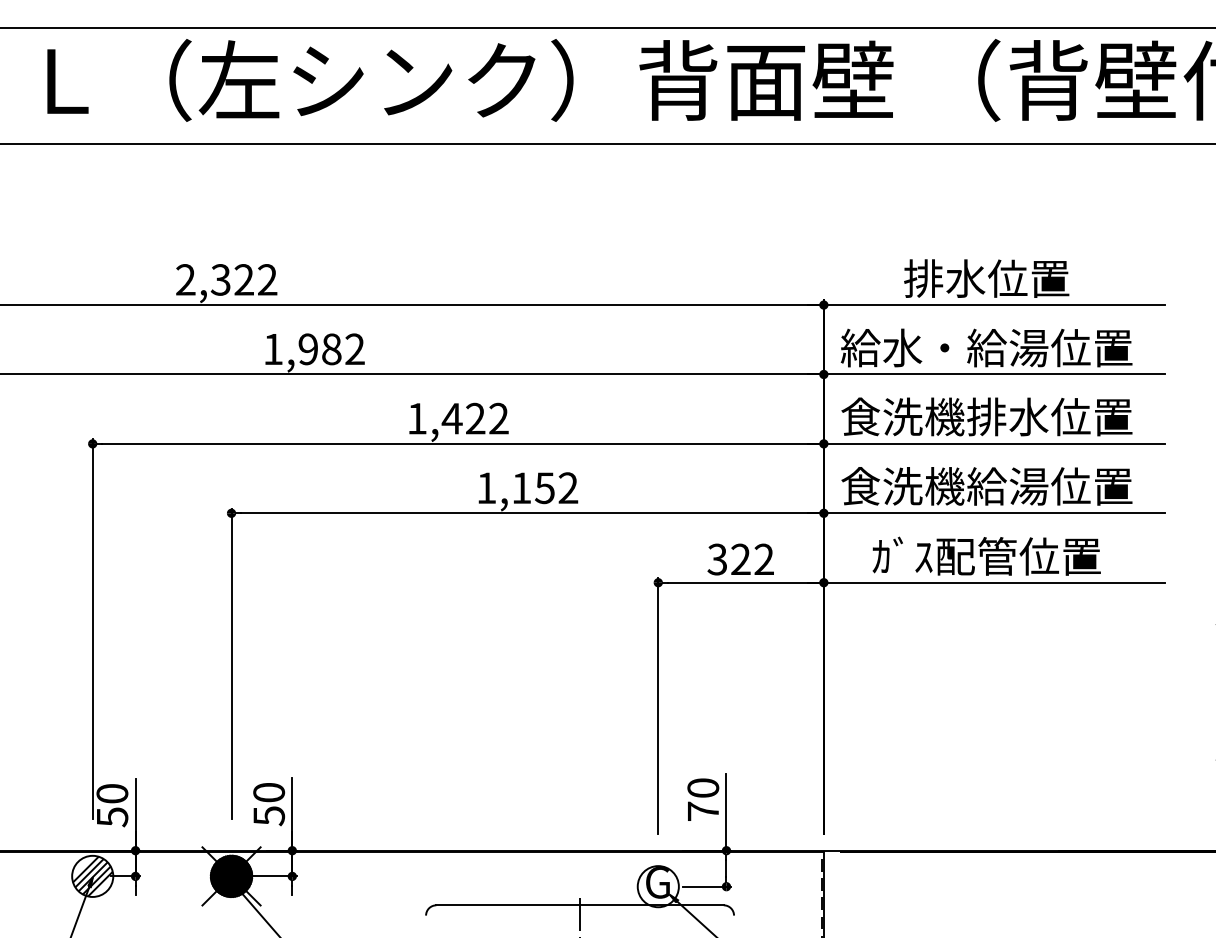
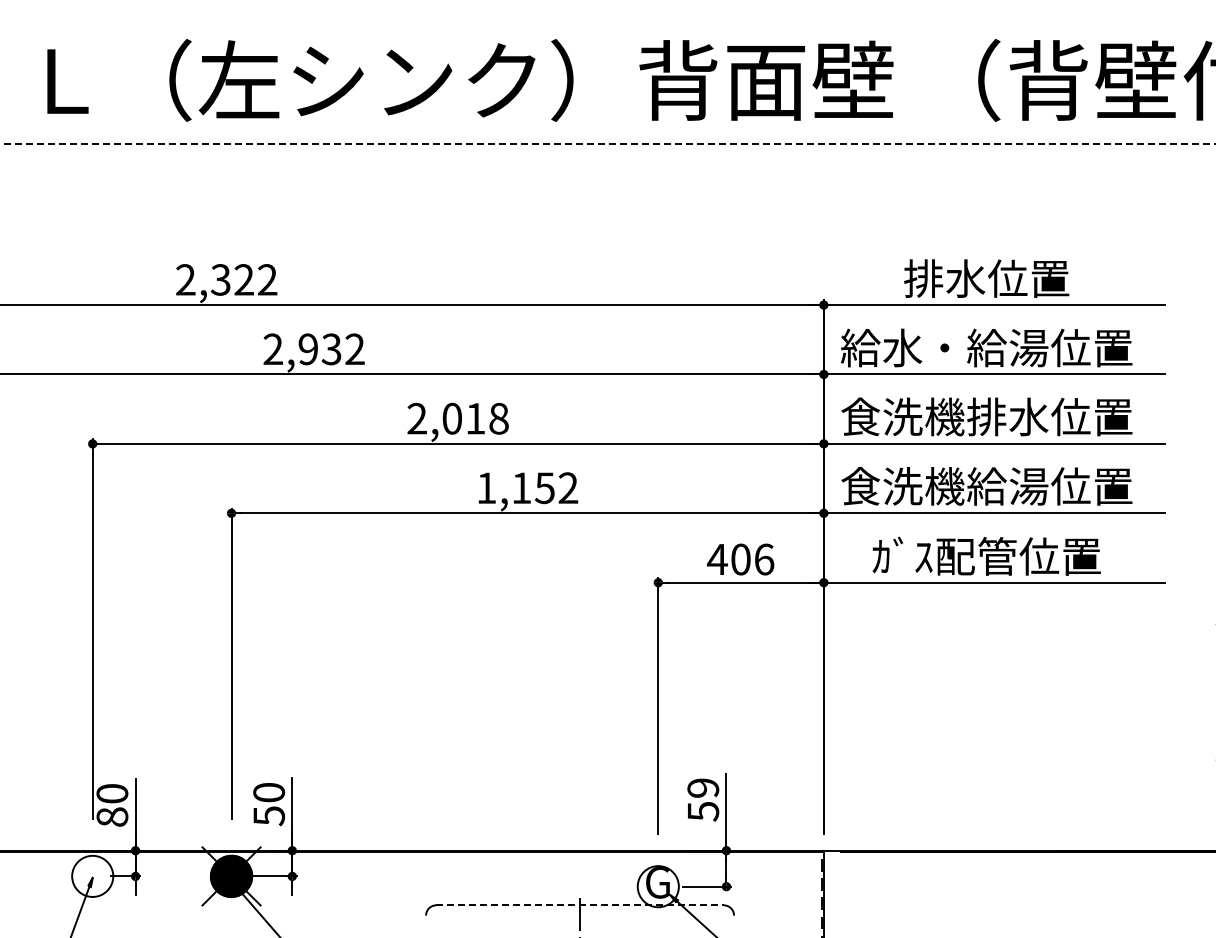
line: present -> none (607, 28)
line: solid -> dashed (608, 144)
text: 1,982 -> 2,932 (302, 349)
text: 1,422 -> 2,018 (457, 418)
text: 322 -> 406 (740, 559)
text: 70 -> 59 (703, 799)
text: 50 -> 80 (112, 817)
hatch: present -> none (92, 876)
line: solid -> dashed (580, 905)
